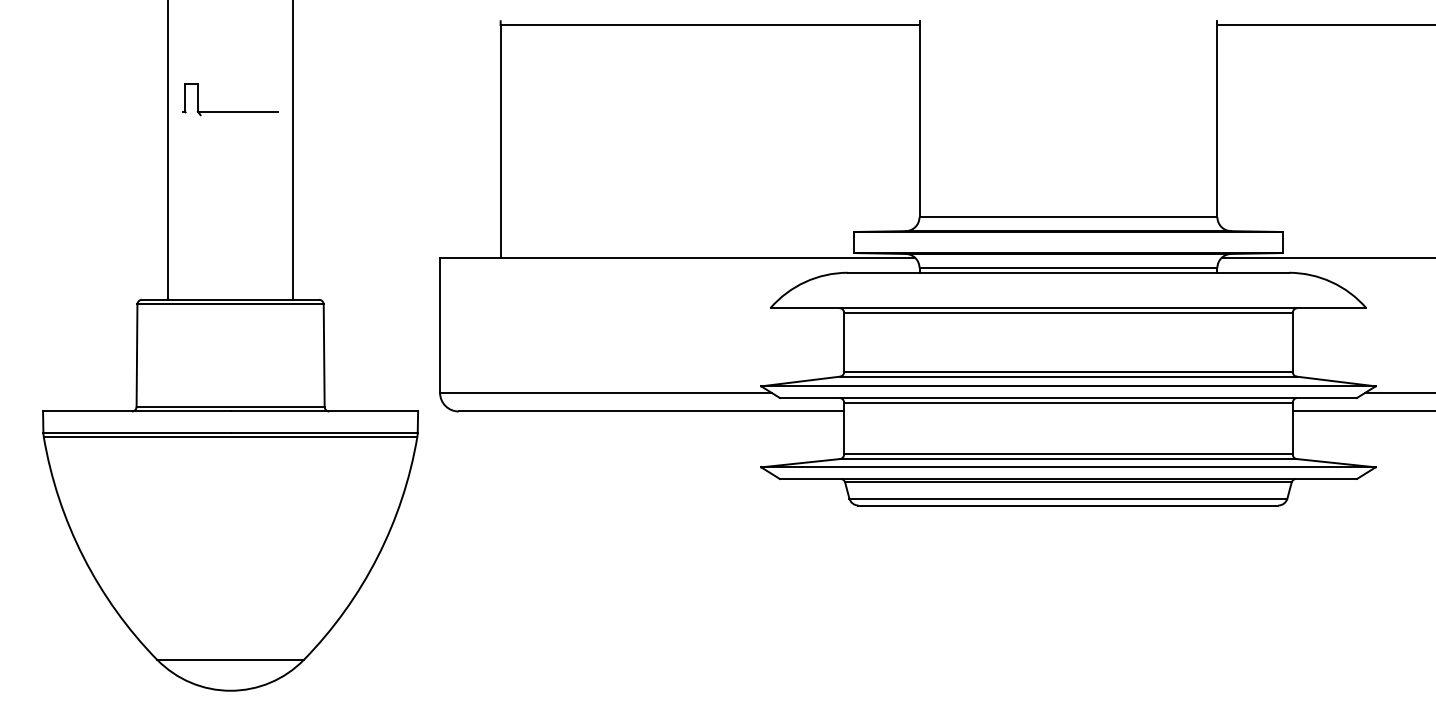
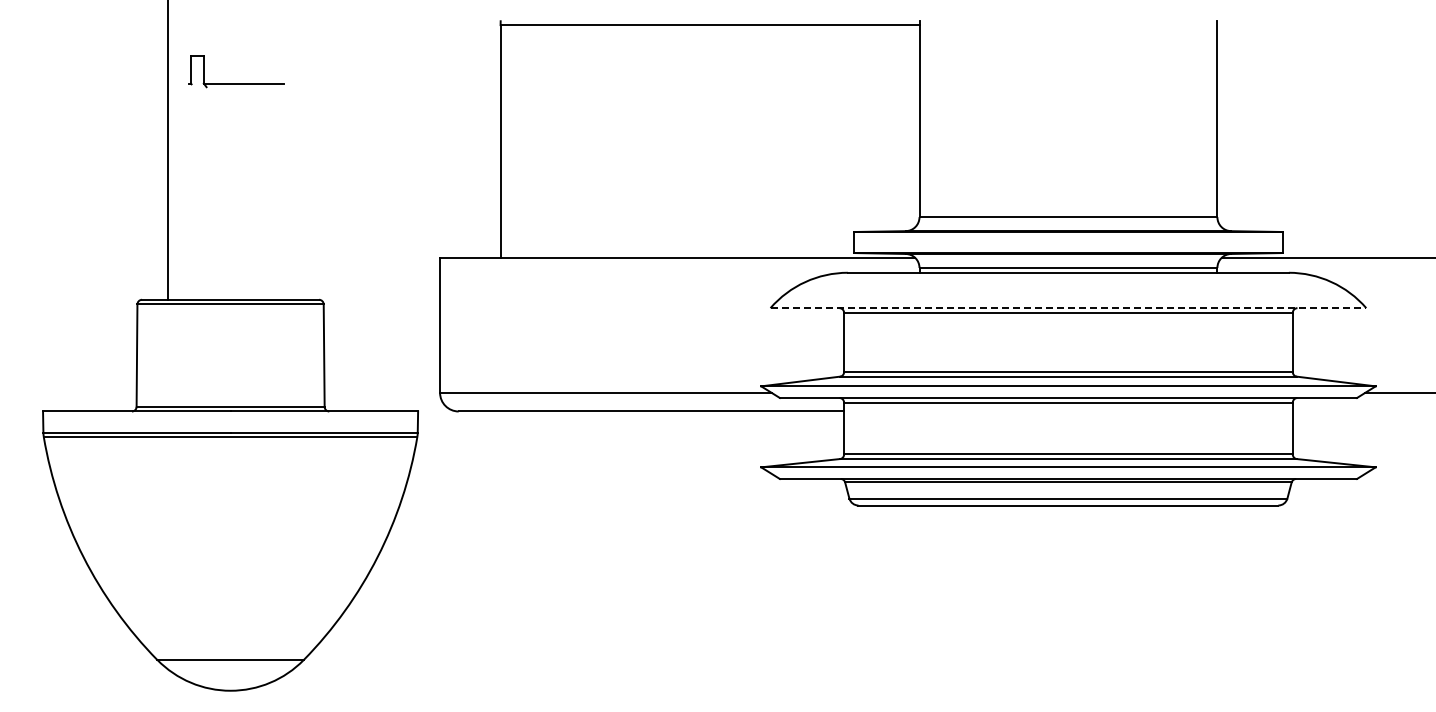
line: present -> none (1324, 25)
part position: (230, 111) -> (236, 83) (236, 83)
line: present -> none (293, 150)
line: solid -> dashed (1068, 308)
line: present -> none (1362, 411)
